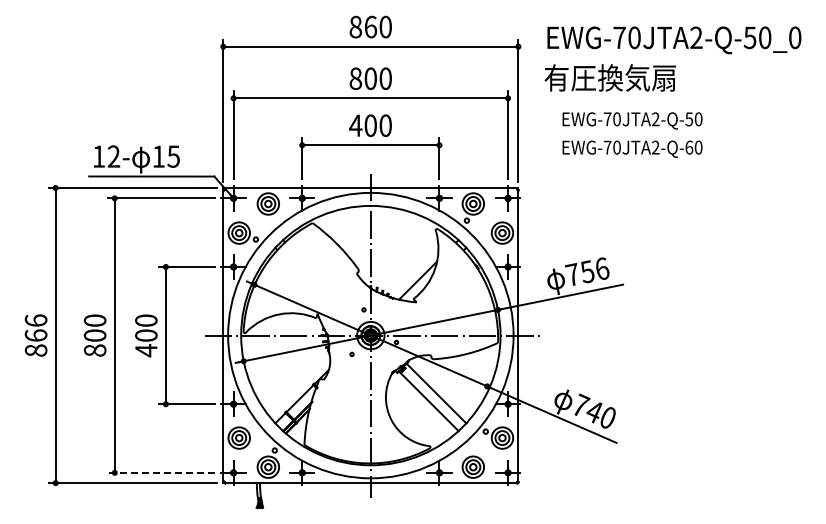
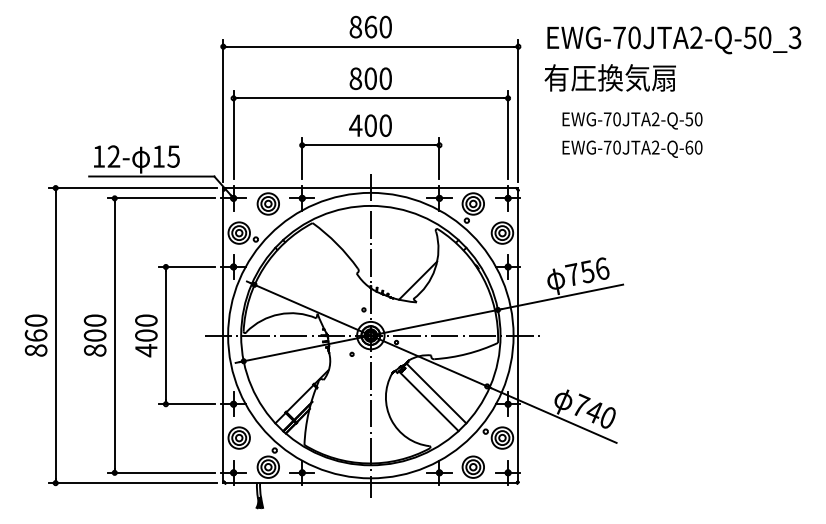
text: EWG-70JTA2-Q-50_0 -> EWG-70JTA2-Q-50_3 (794, 37)
text: 866 -> 860 (35, 320)
line: dashed -> solid (160, 472)
